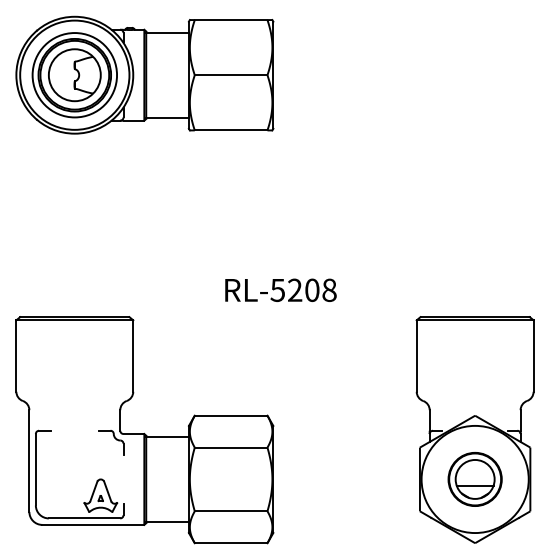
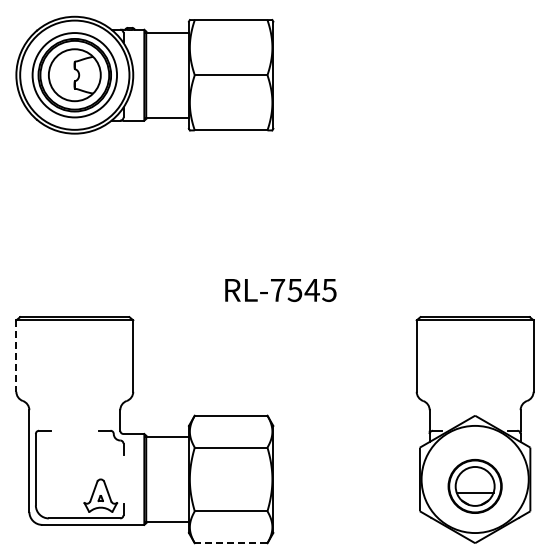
text: RL-5208 -> RL-7545 (303, 290)
line: solid -> dashed (16, 356)
part position: (474, 479) -> (474, 486) (474, 486)
line: solid -> dashed (230, 543)
